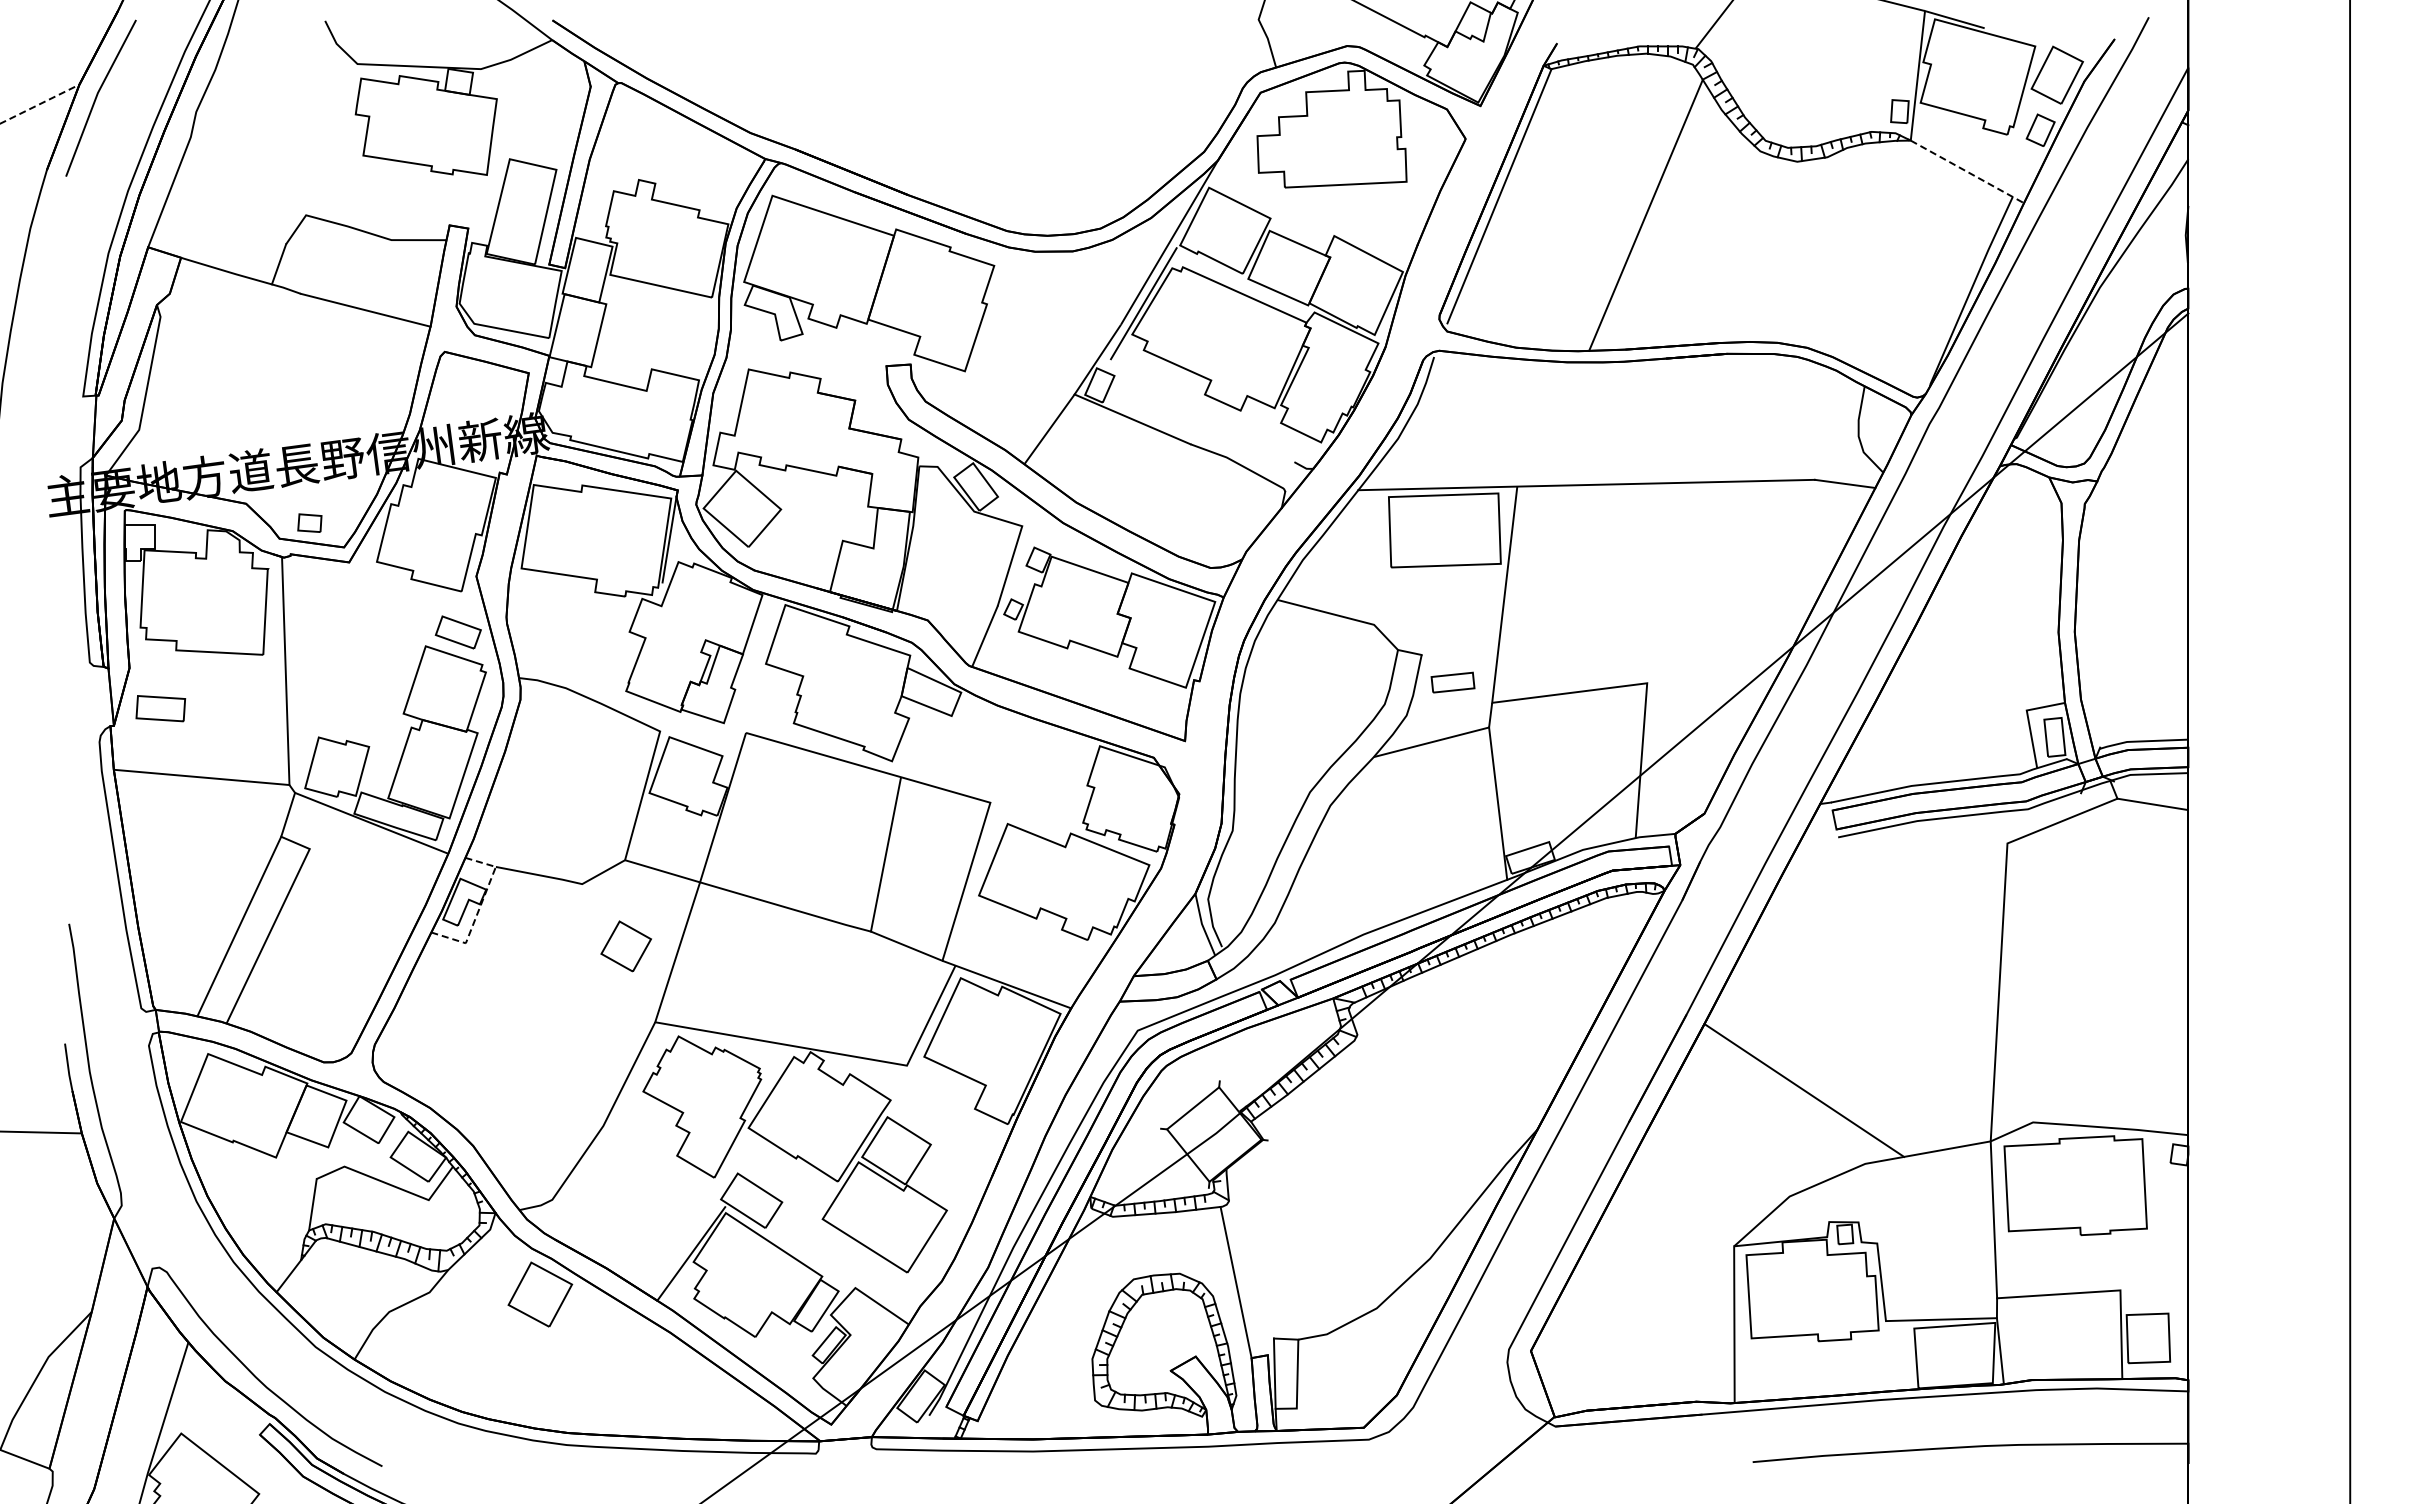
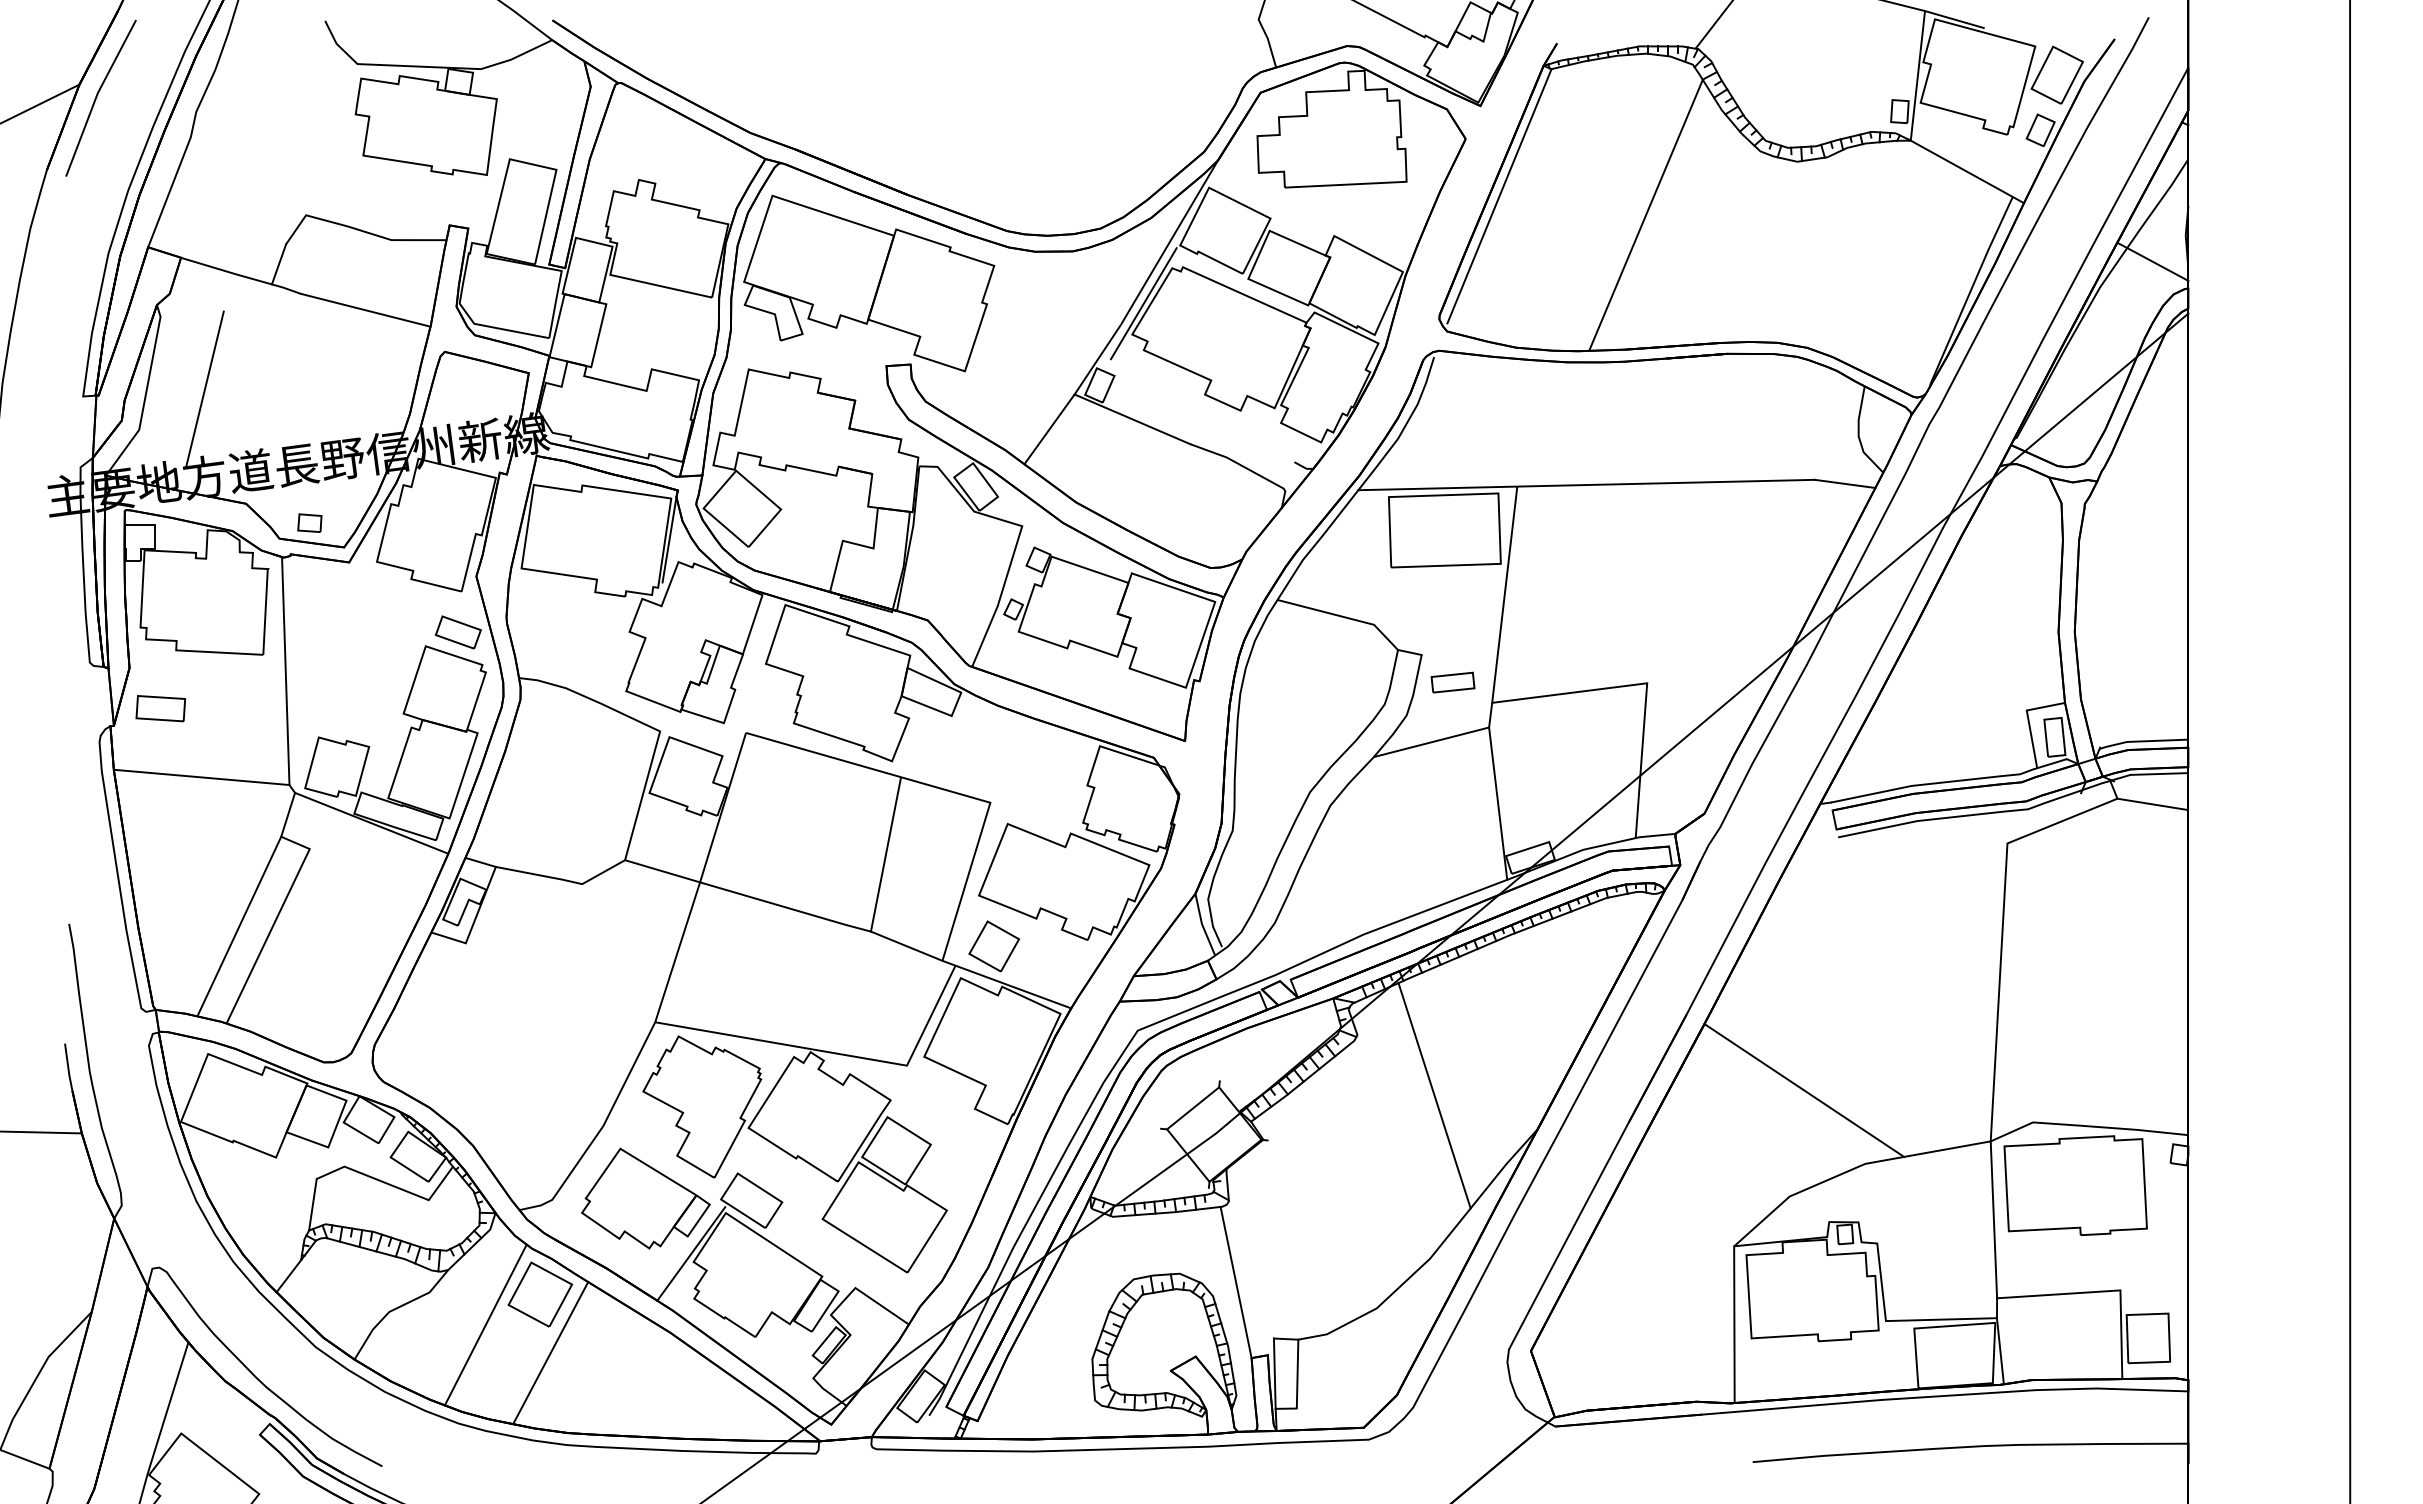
line: dashed -> solid (40, 104)
line: dashed -> solid (1967, 171)
line: none -> present (2152, 261)
line: none -> present (204, 388)
line: dashed -> solid (479, 907)
part position: (625, 946) -> (993, 946) (993, 946)
line: none -> present (1434, 1095)
part: none -> present (645, 1198)
line: none -> present (485, 1324)
line: none -> present (550, 1353)
